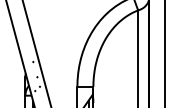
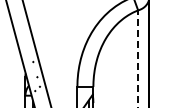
line: present -> none (165, 53)
line: solid -> dashed (138, 58)
